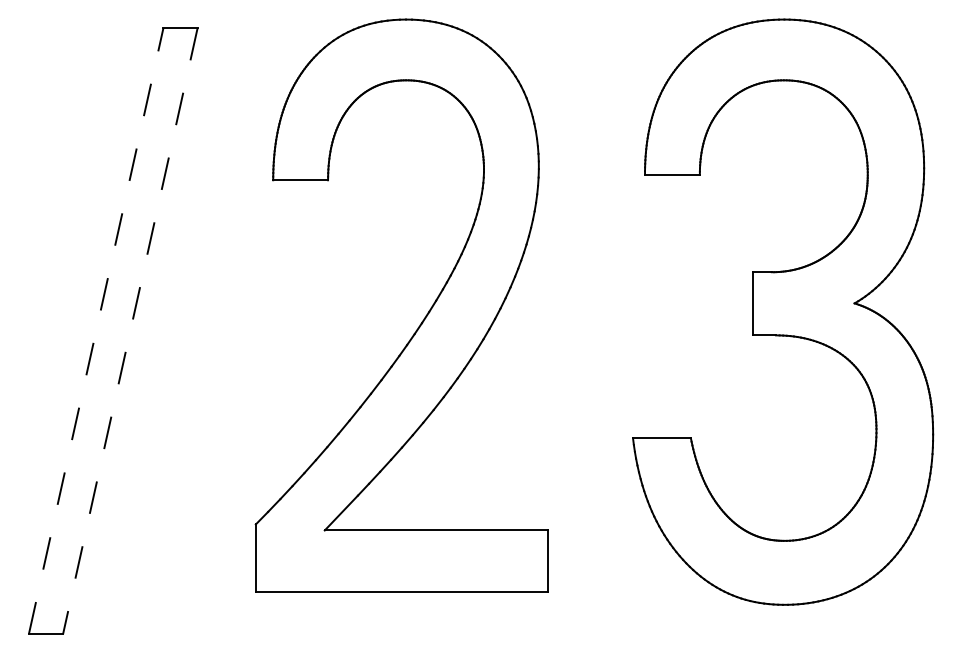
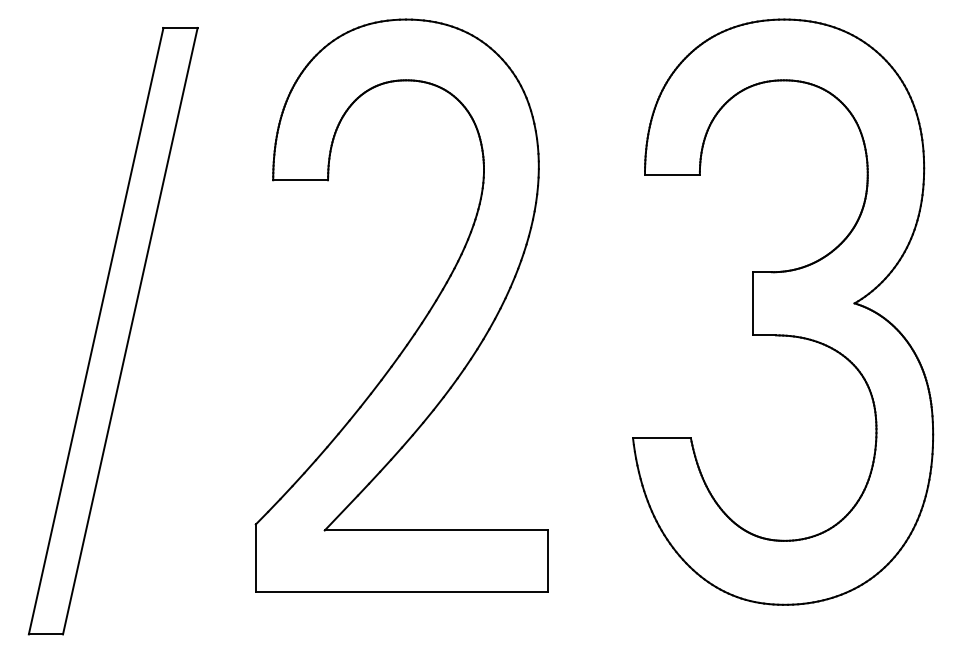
line: dashed -> solid (96, 331)
line: dashed -> solid (130, 331)
